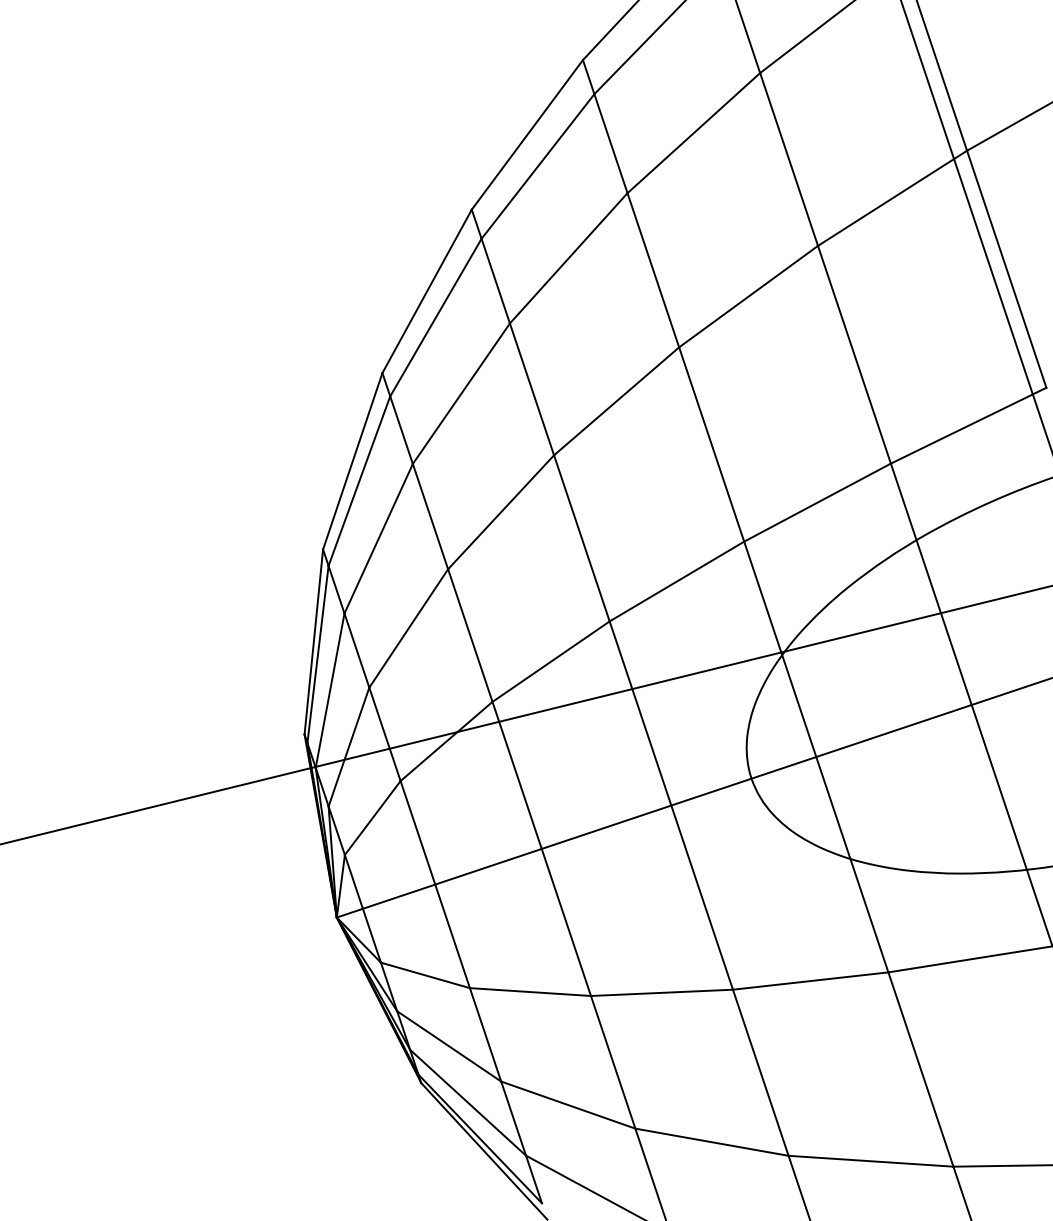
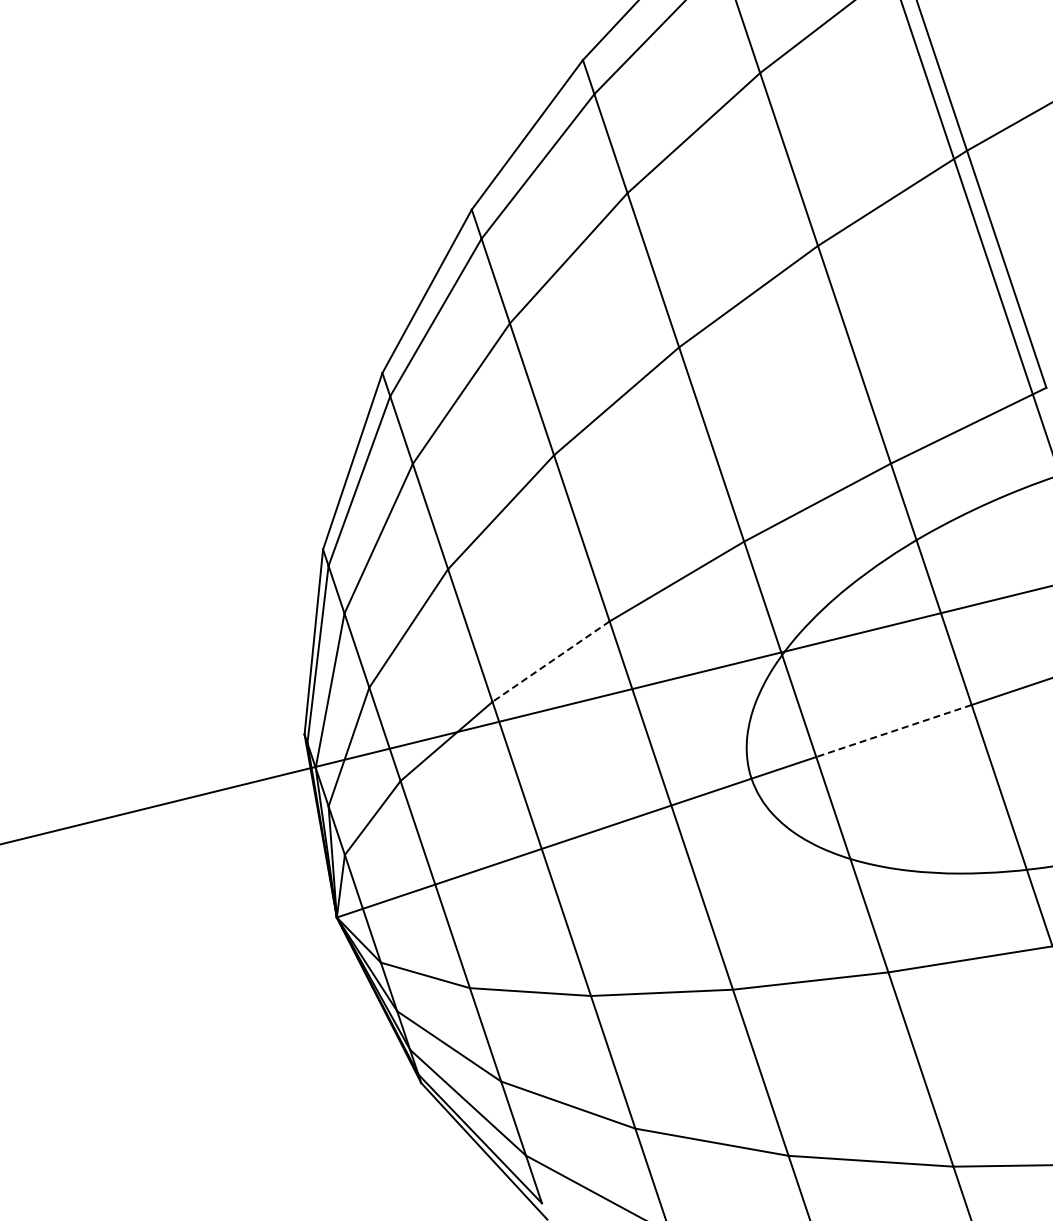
line: solid -> dashed (550, 661)
line: solid -> dashed (894, 731)
